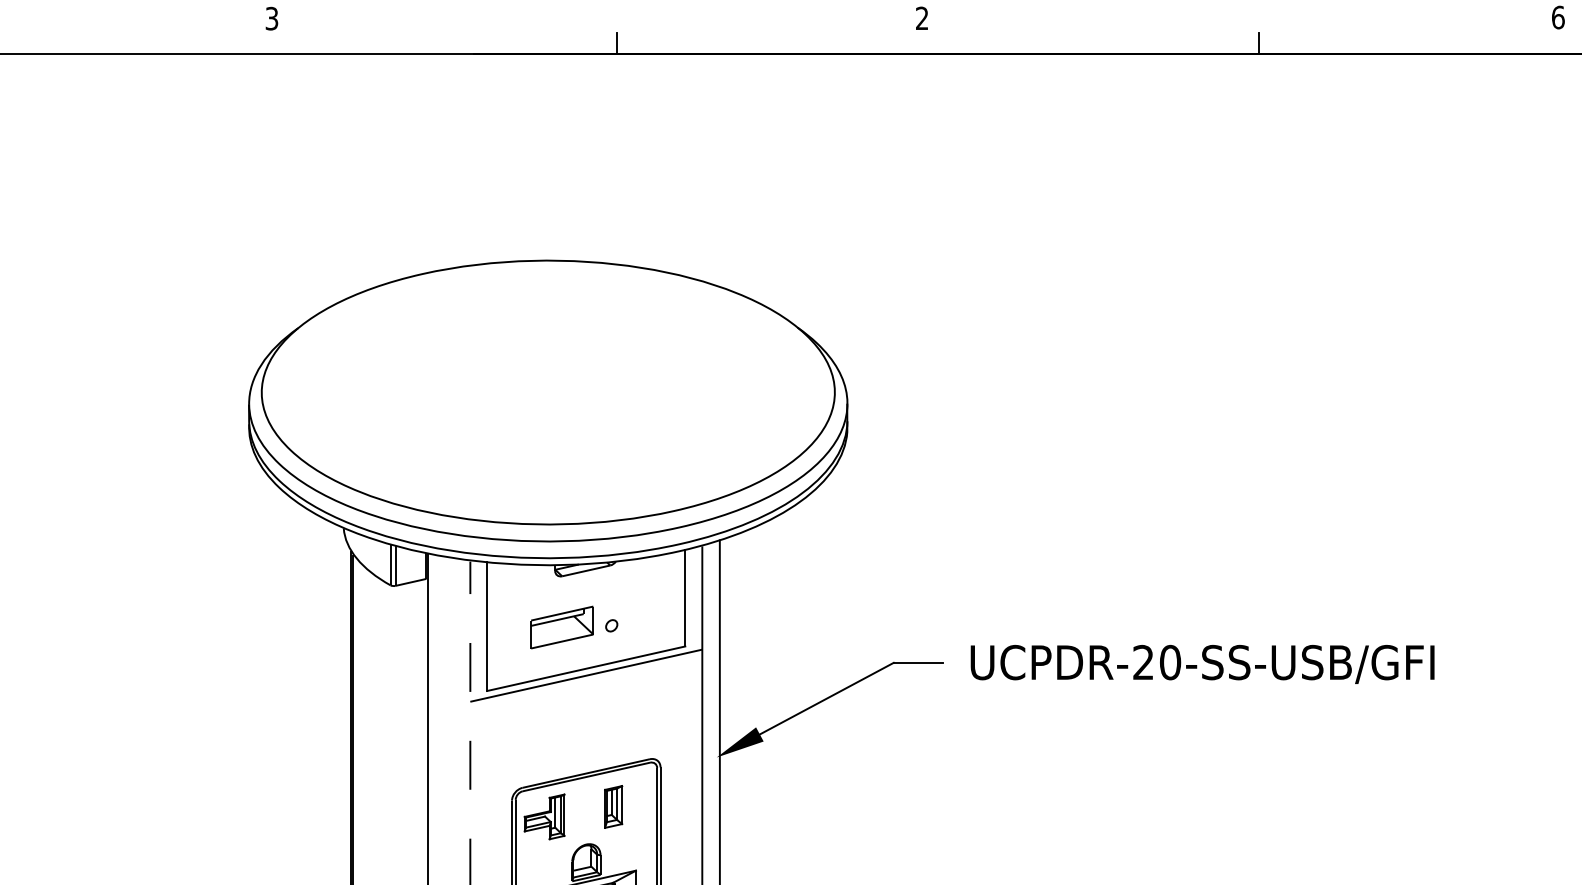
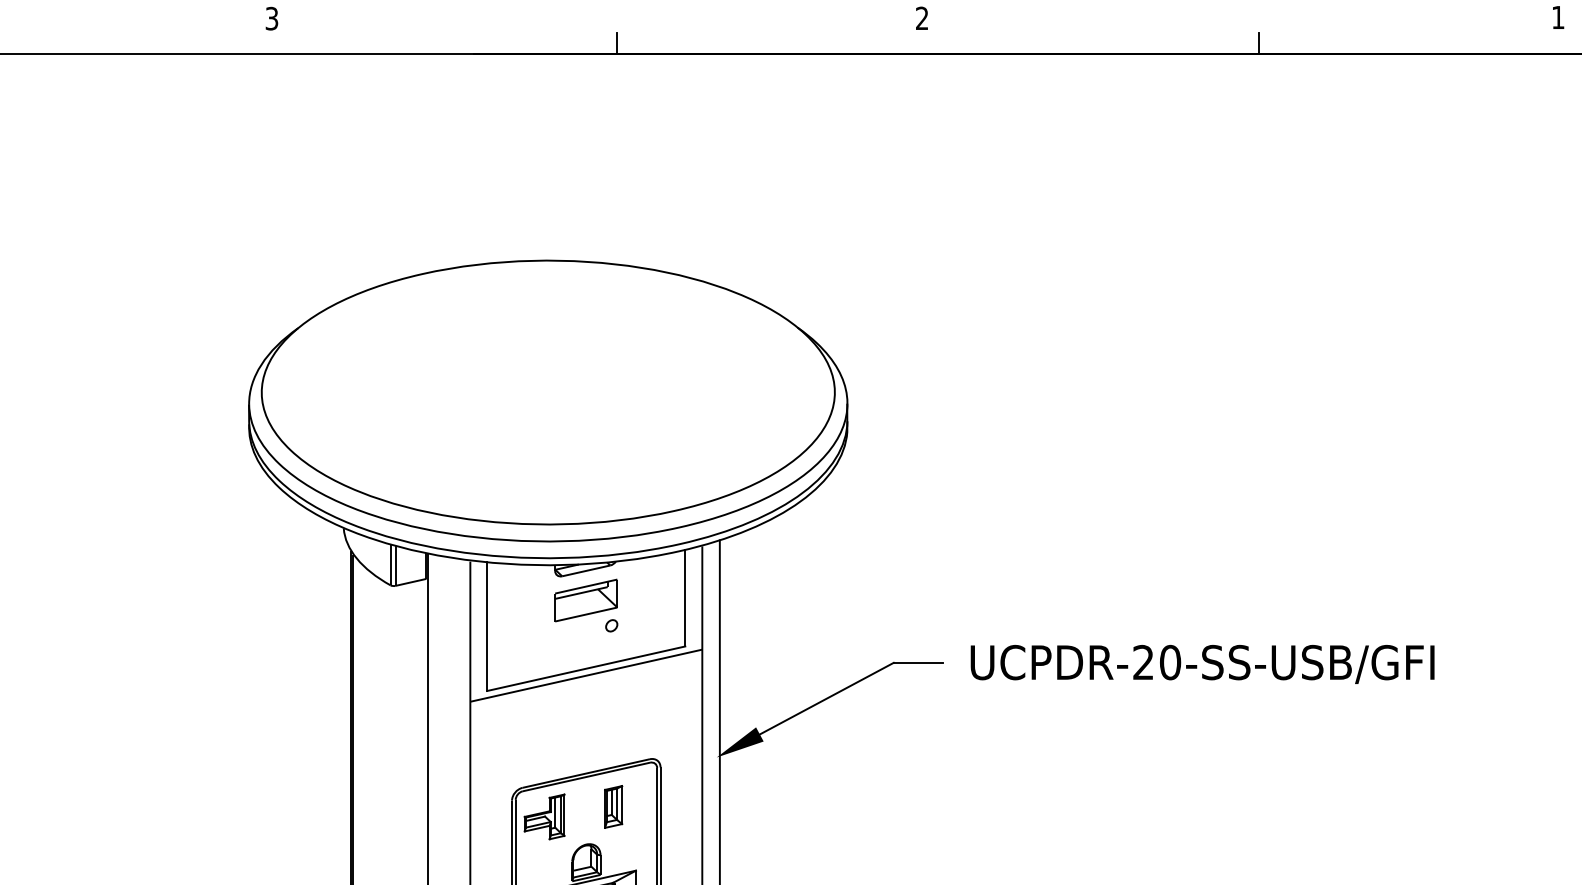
text: 6 -> 1 (1558, 17)
part position: (561, 627) -> (585, 600) (585, 600)
line: dashed -> solid (470, 722)
